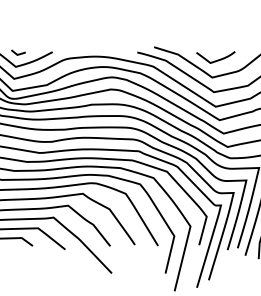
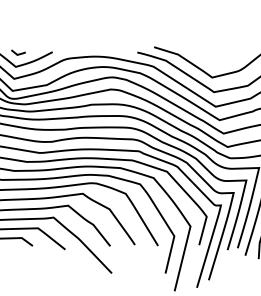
curve: present -> none (217, 59)
